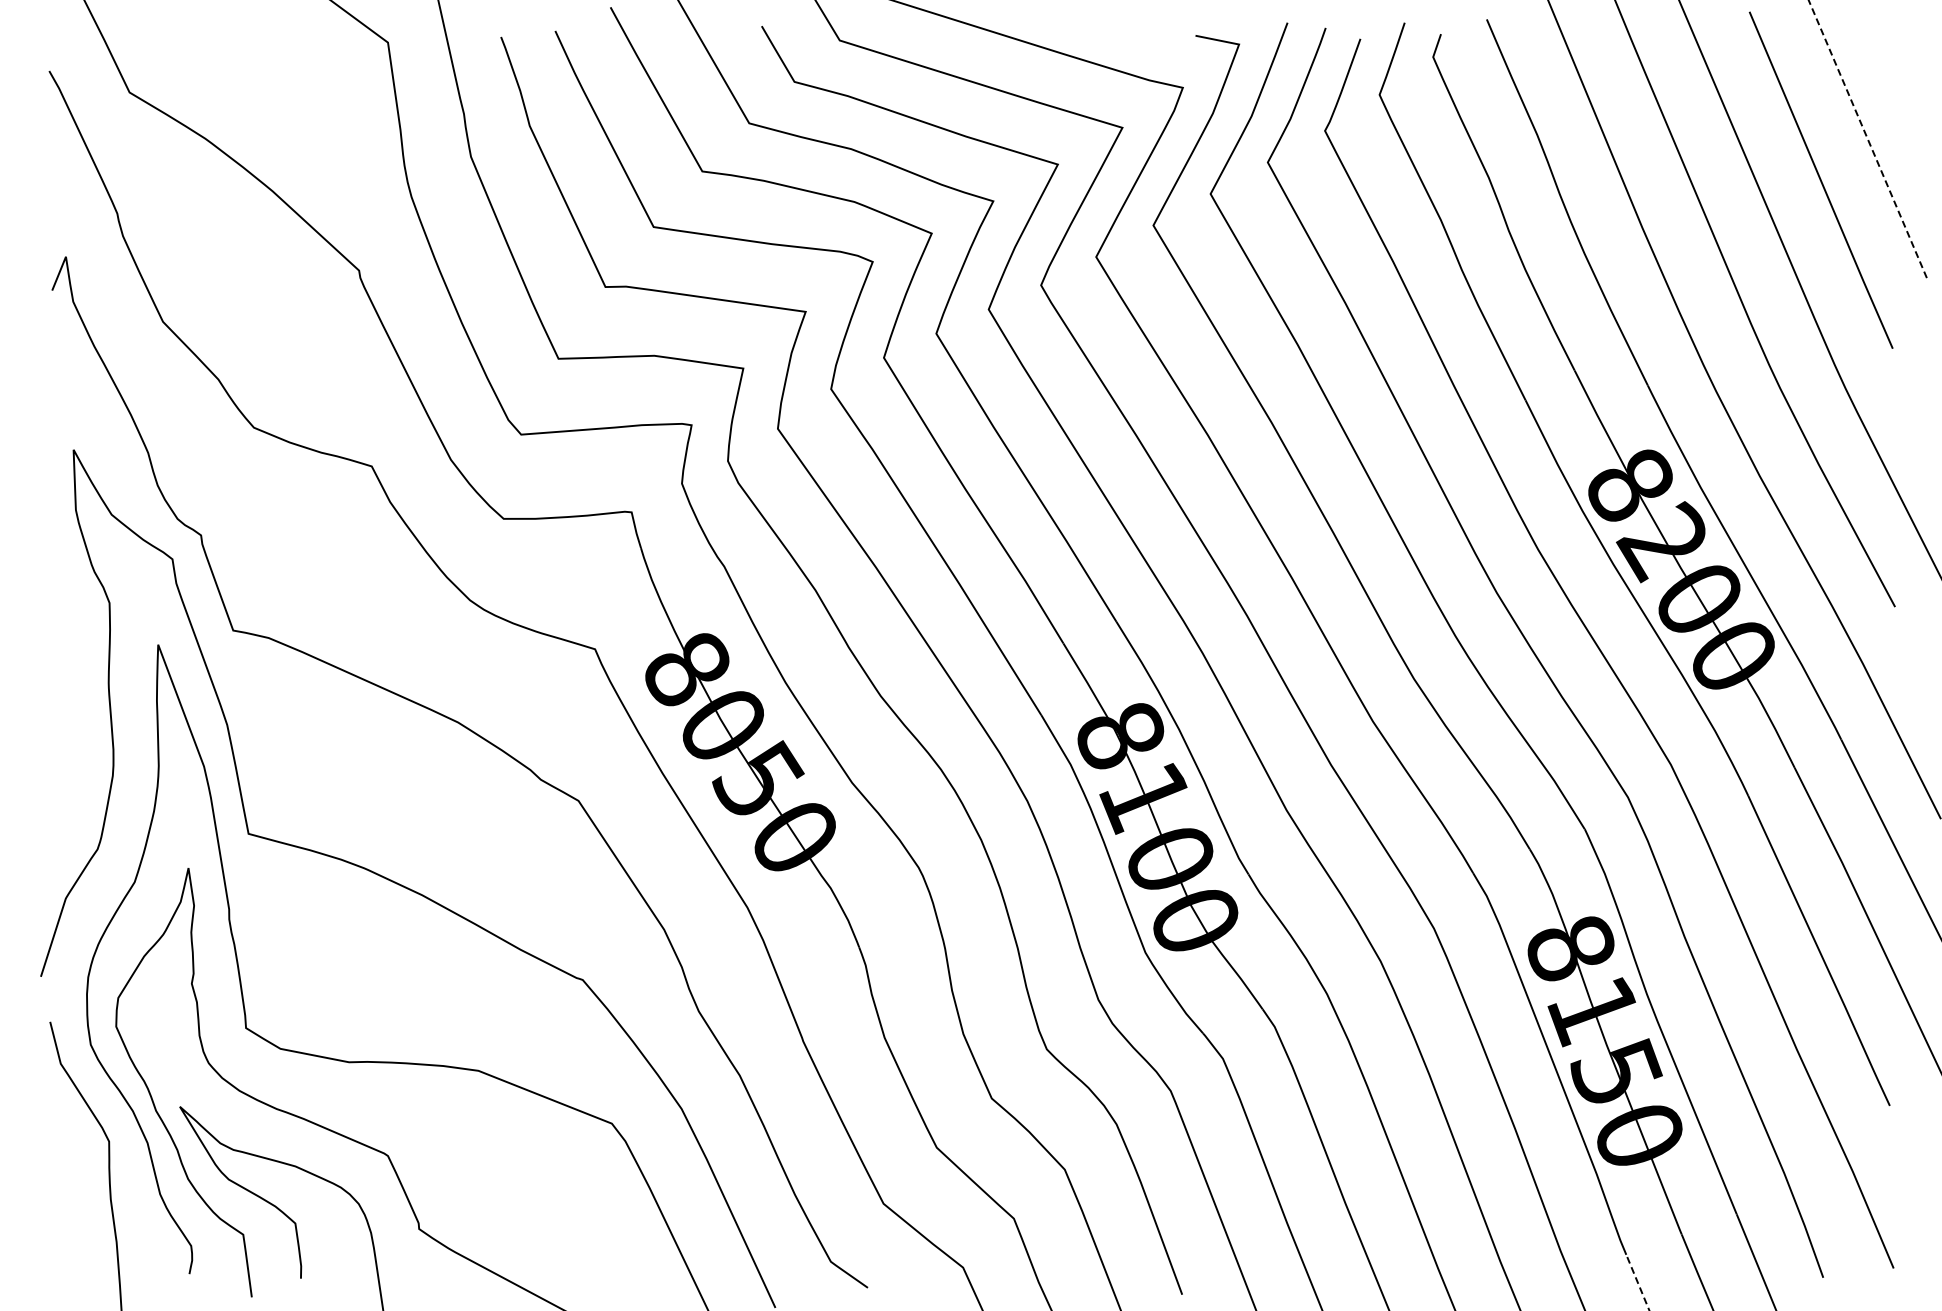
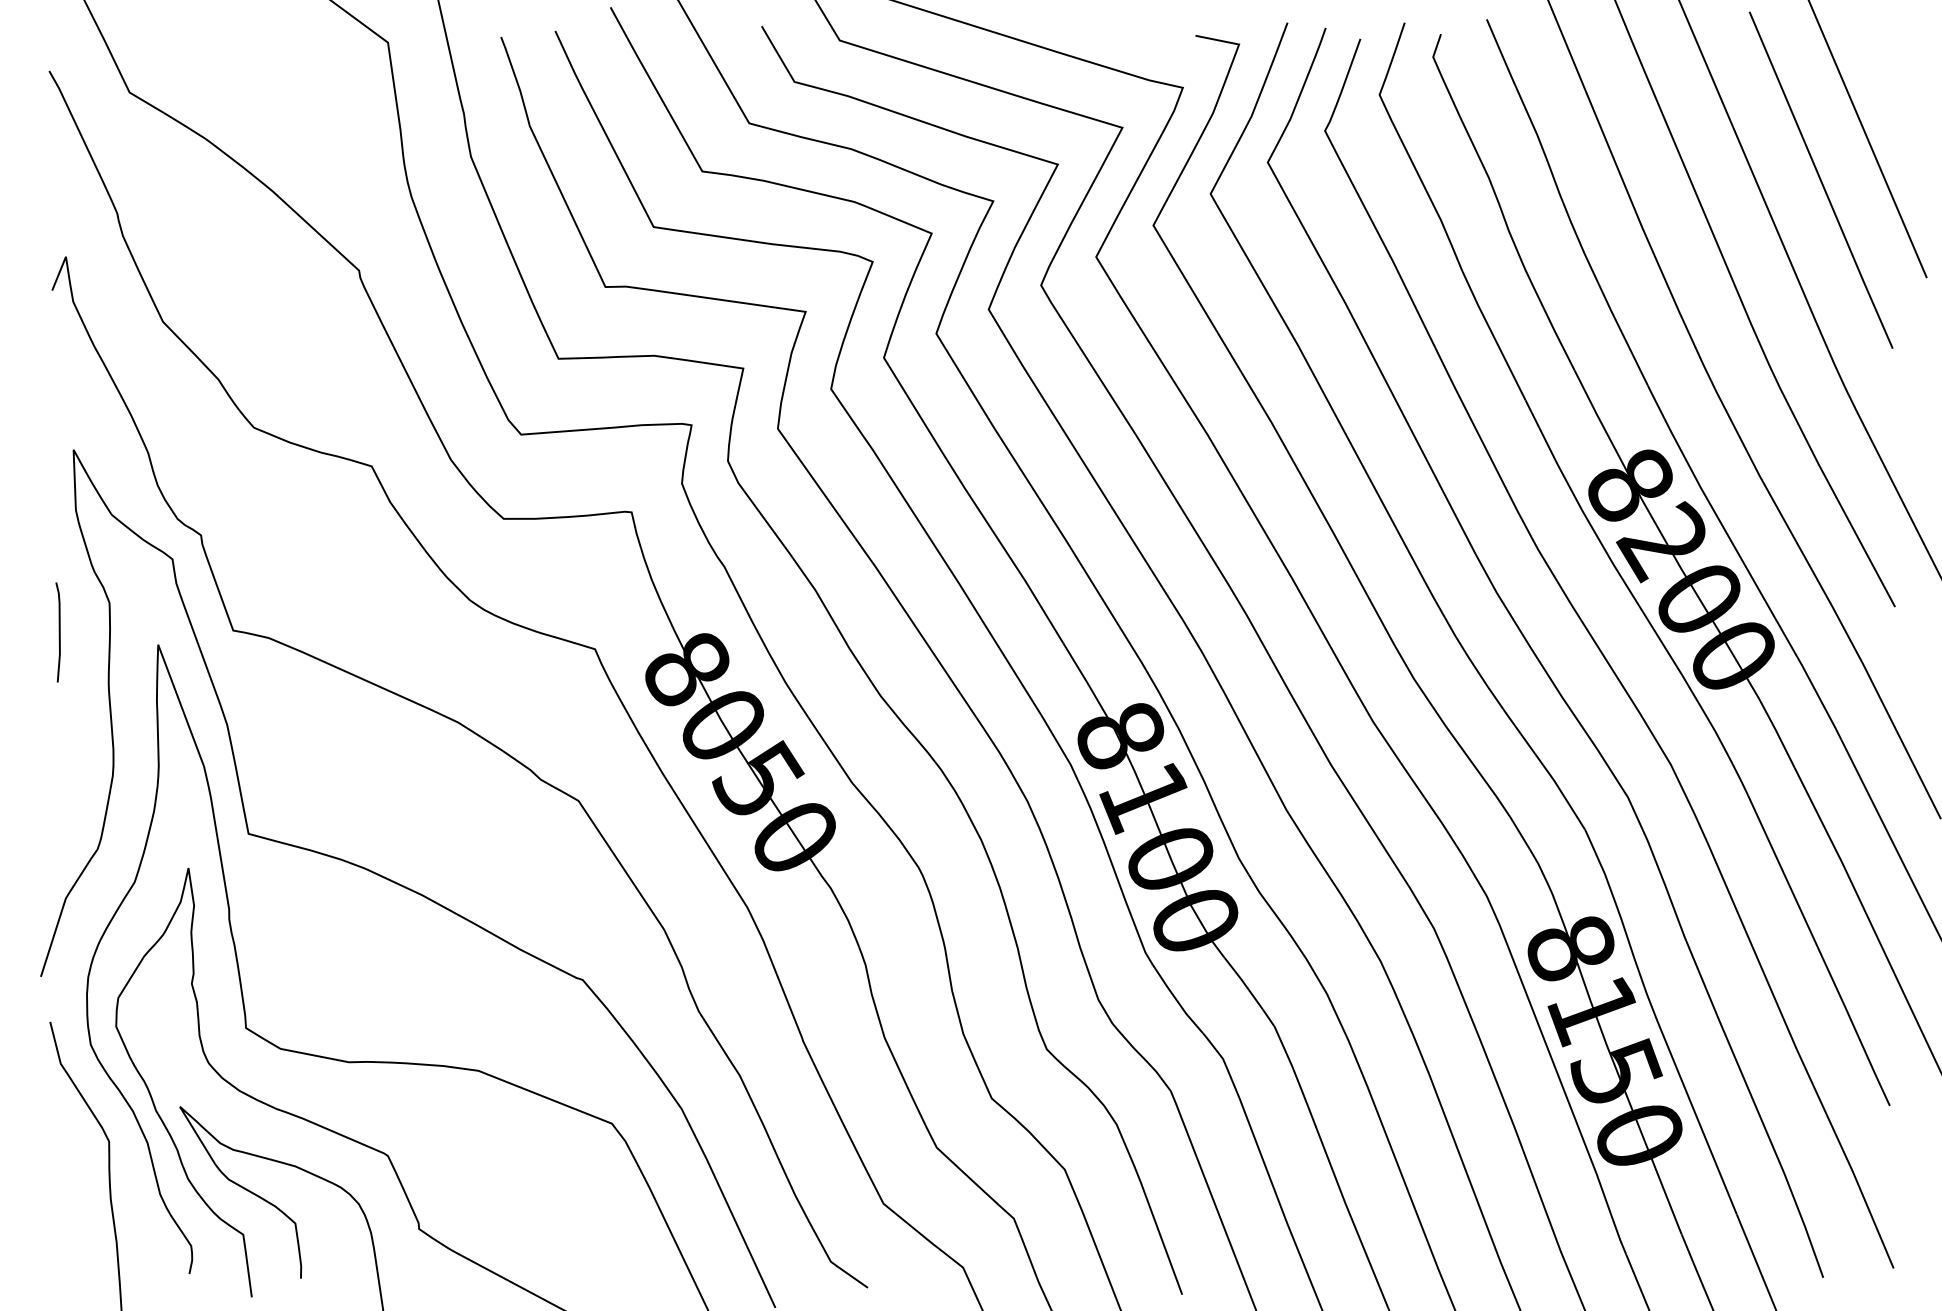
line: dashed -> solid (1867, 139)
line: none -> present (58, 632)
line: dashed -> solid (1637, 1282)
